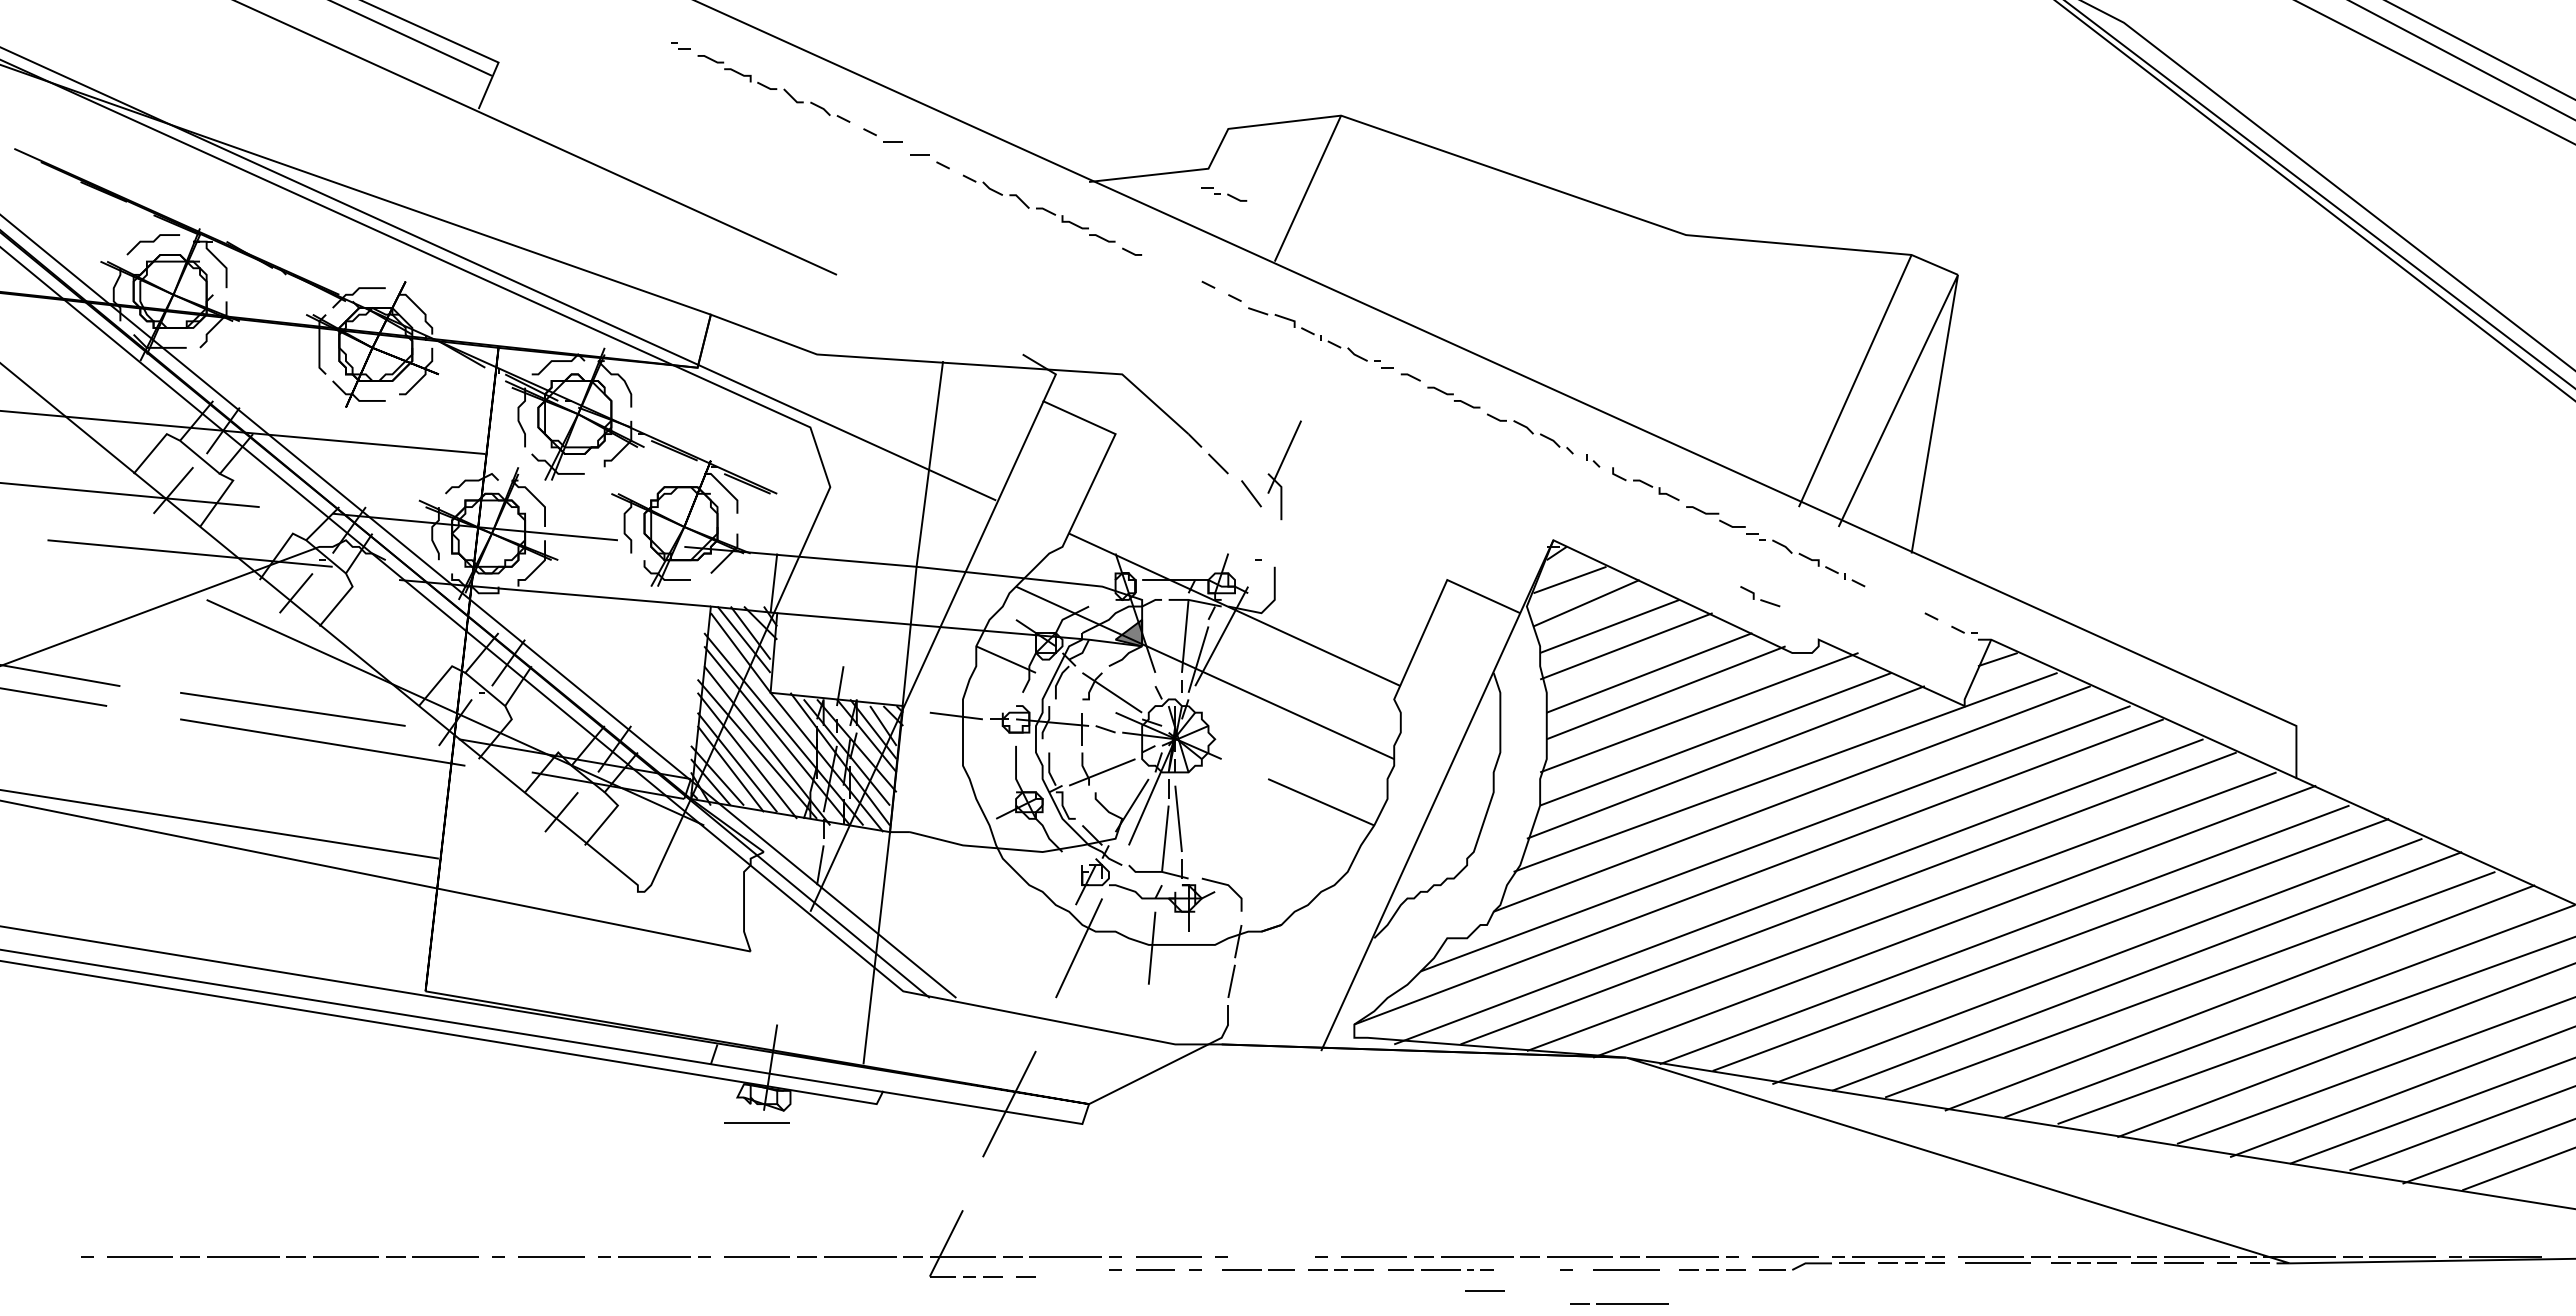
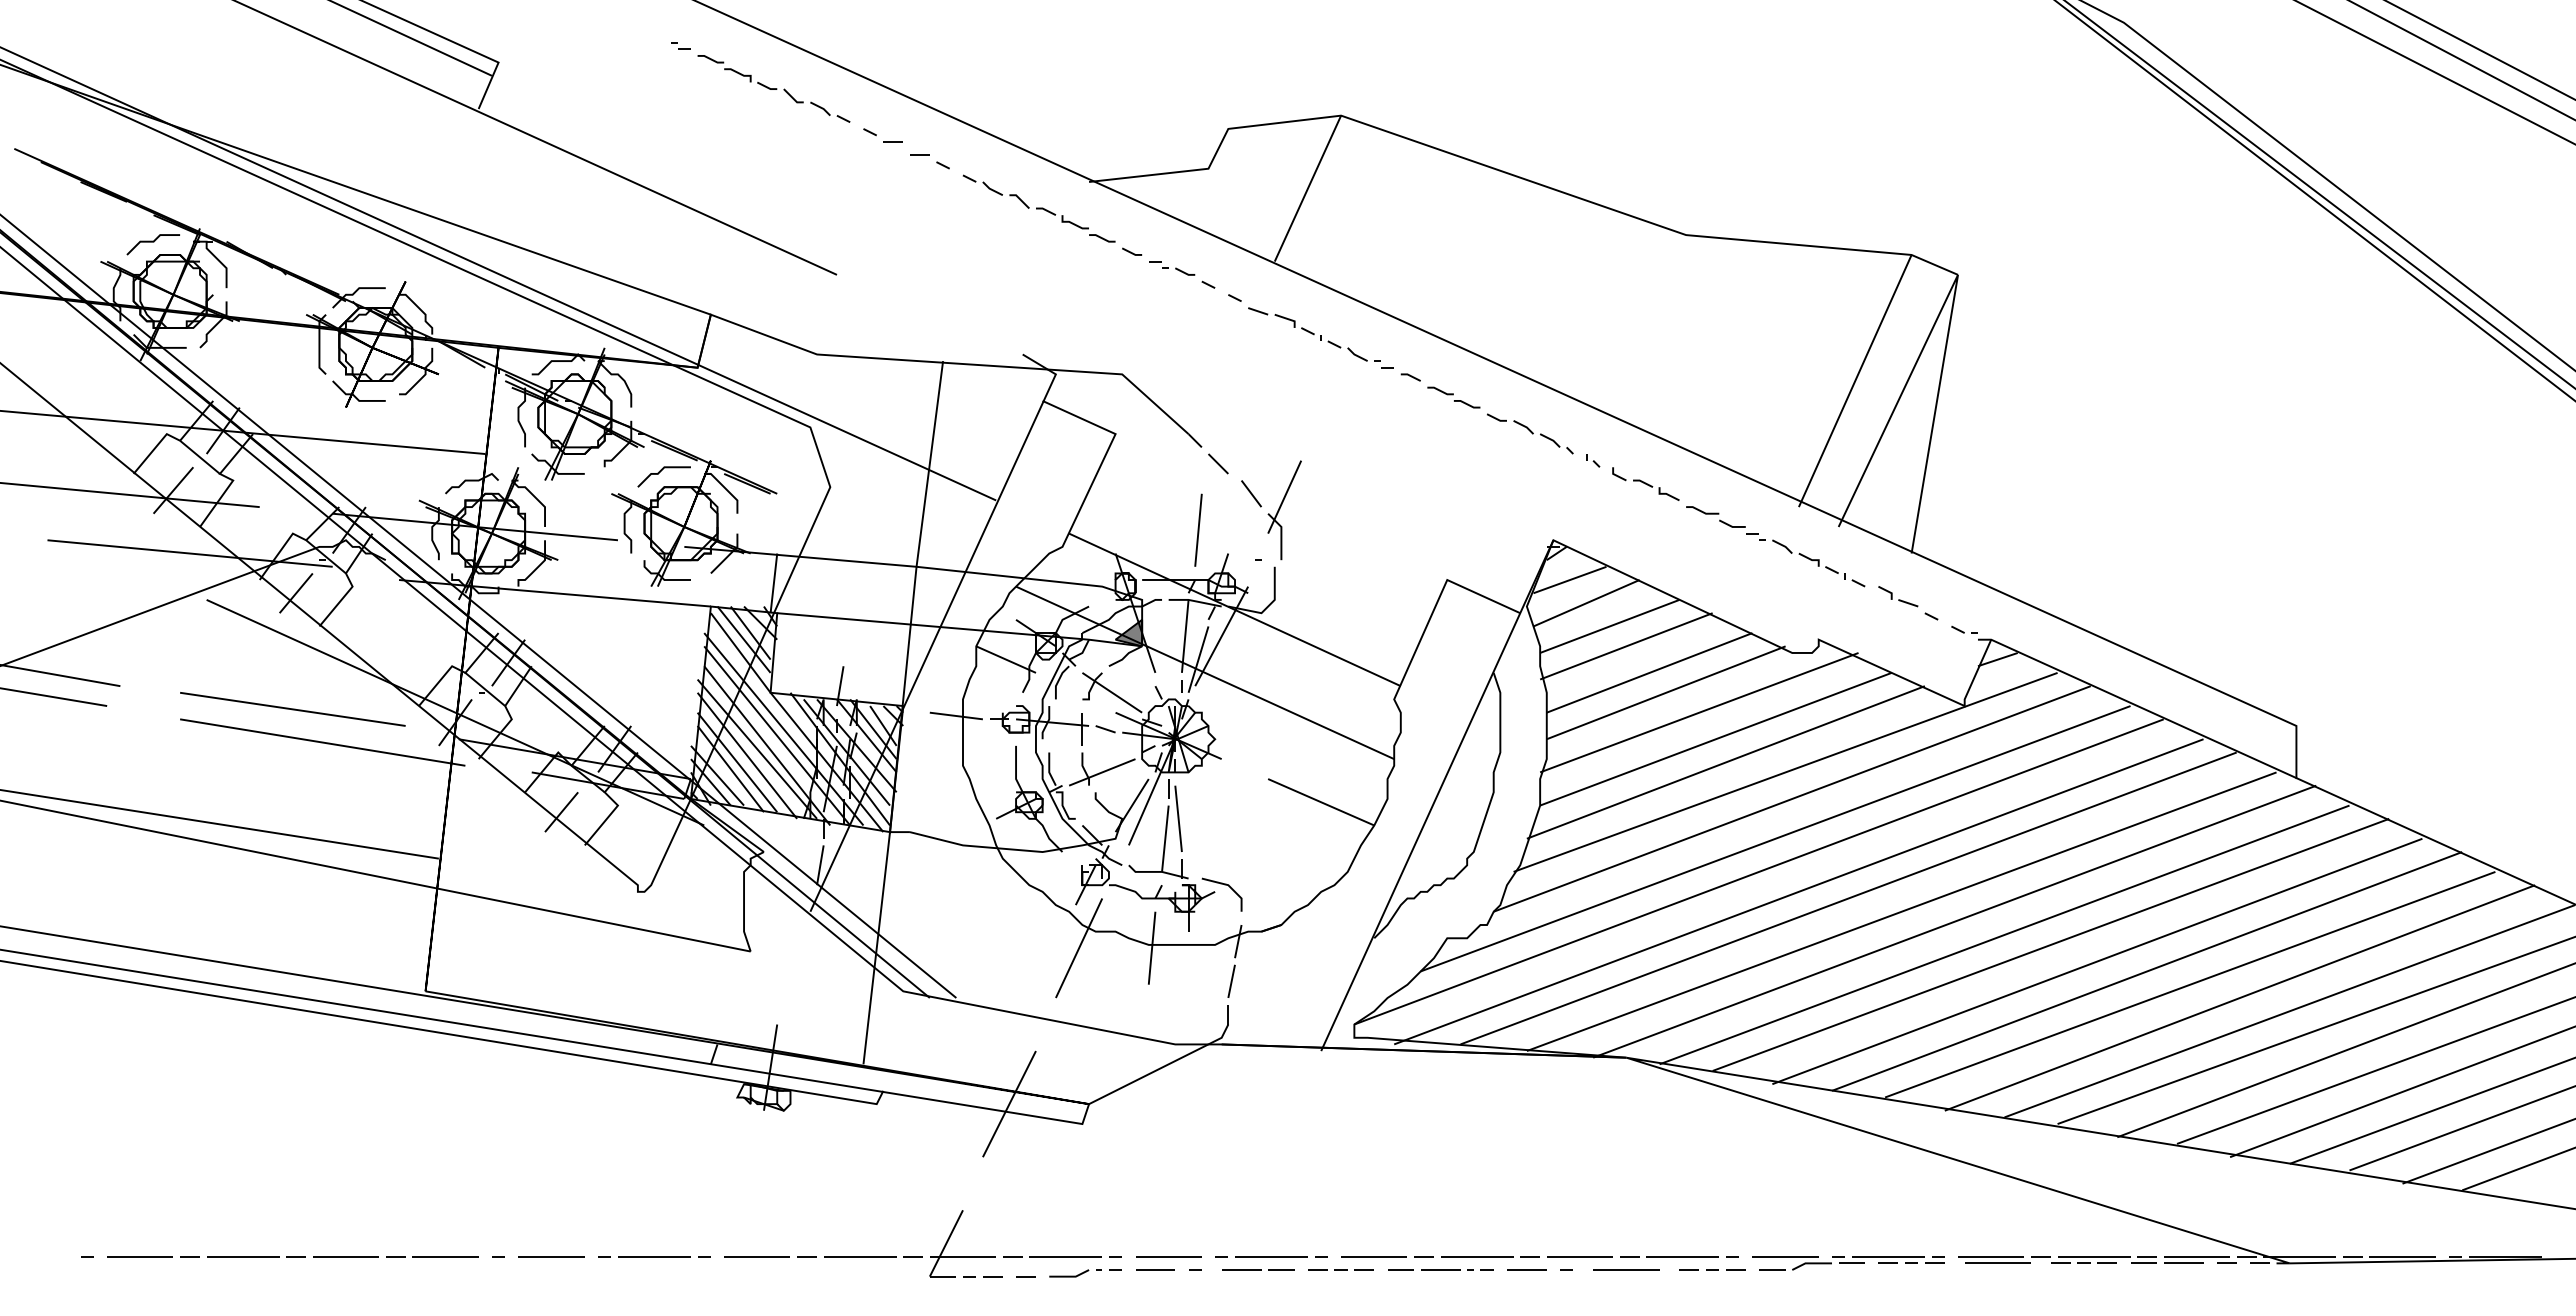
part position: (1224, 194) -> (1172, 268) (1172, 268)
part position: (1284, 470) -> (1284, 510) (1284, 510)
curve: none -> present (660, 472)
line: none -> present (1198, 529)
part position: (1760, 596) -> (1898, 596) (1898, 596)
line: present -> none (756, 1122)
line: none -> present (1271, 1256)
part: none -> present (1075, 1273)
line position: (1484, 1290) -> (1526, 1269) (1526, 1269)
line: present -> none (1619, 1303)
